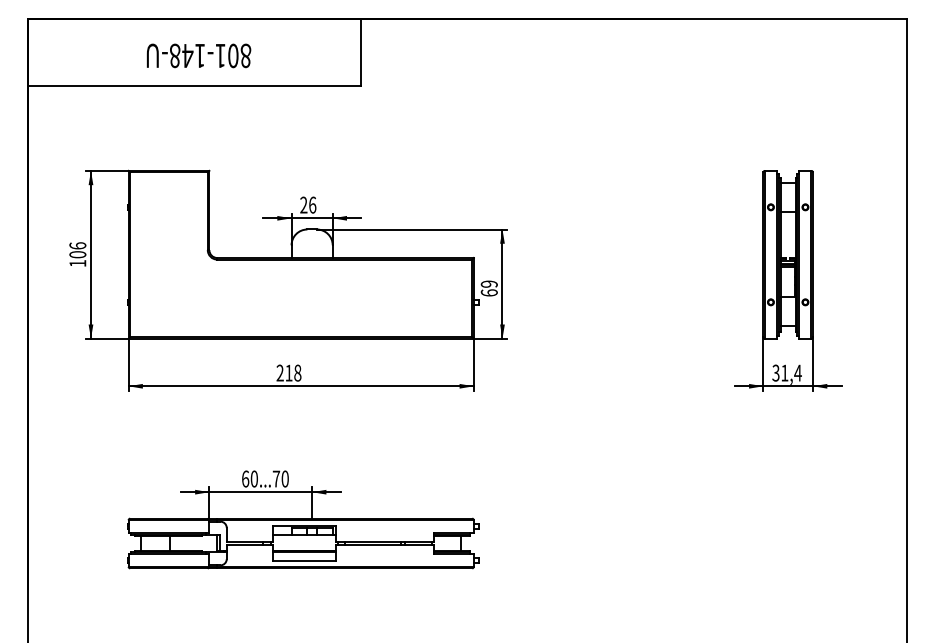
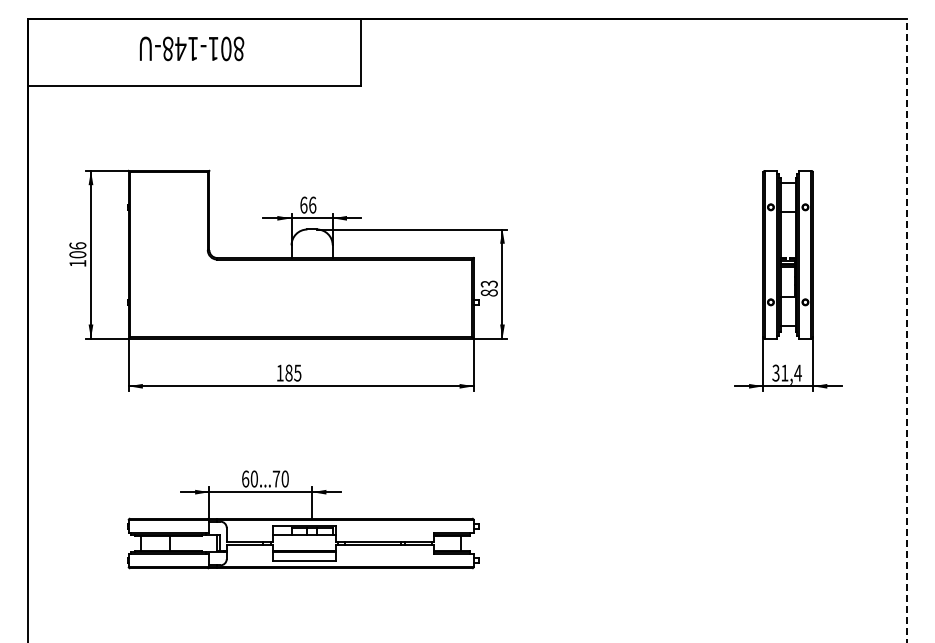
text position: (198, 55) -> (191, 48) (191, 48)
text: 26 -> 66 (303, 204)
text: 69 -> 83 (488, 288)
line: solid -> dashed (906, 330)
text: 218 -> 185 (288, 372)
